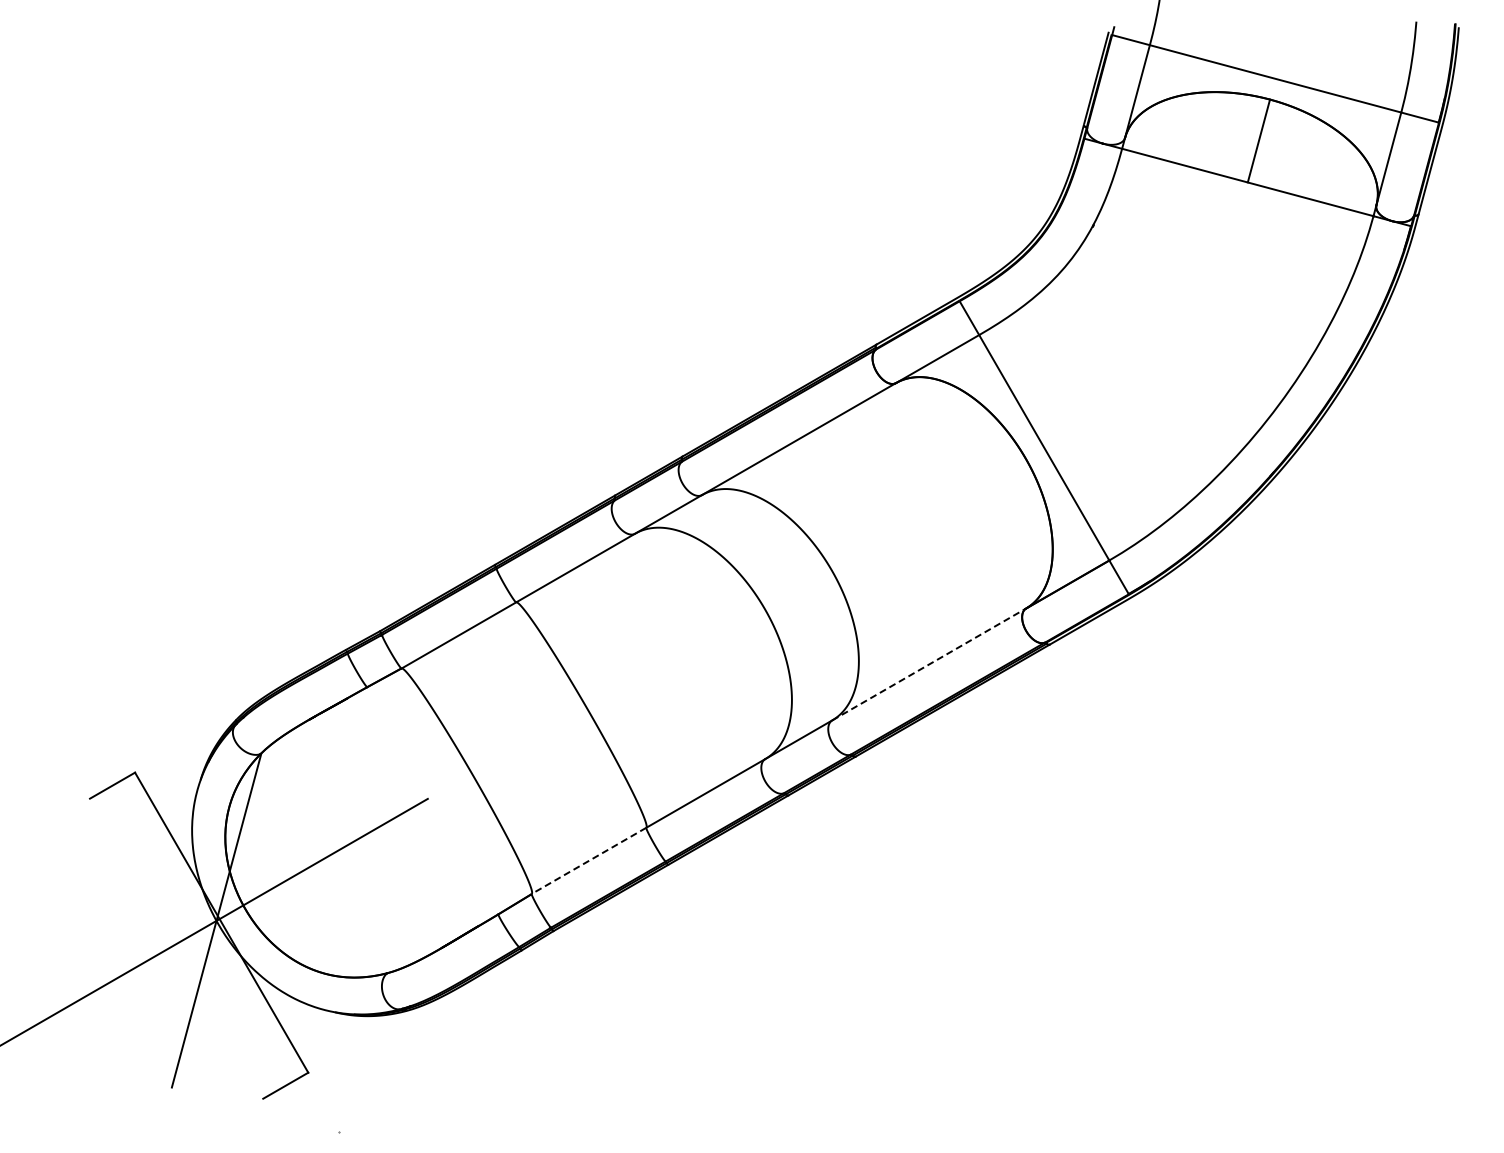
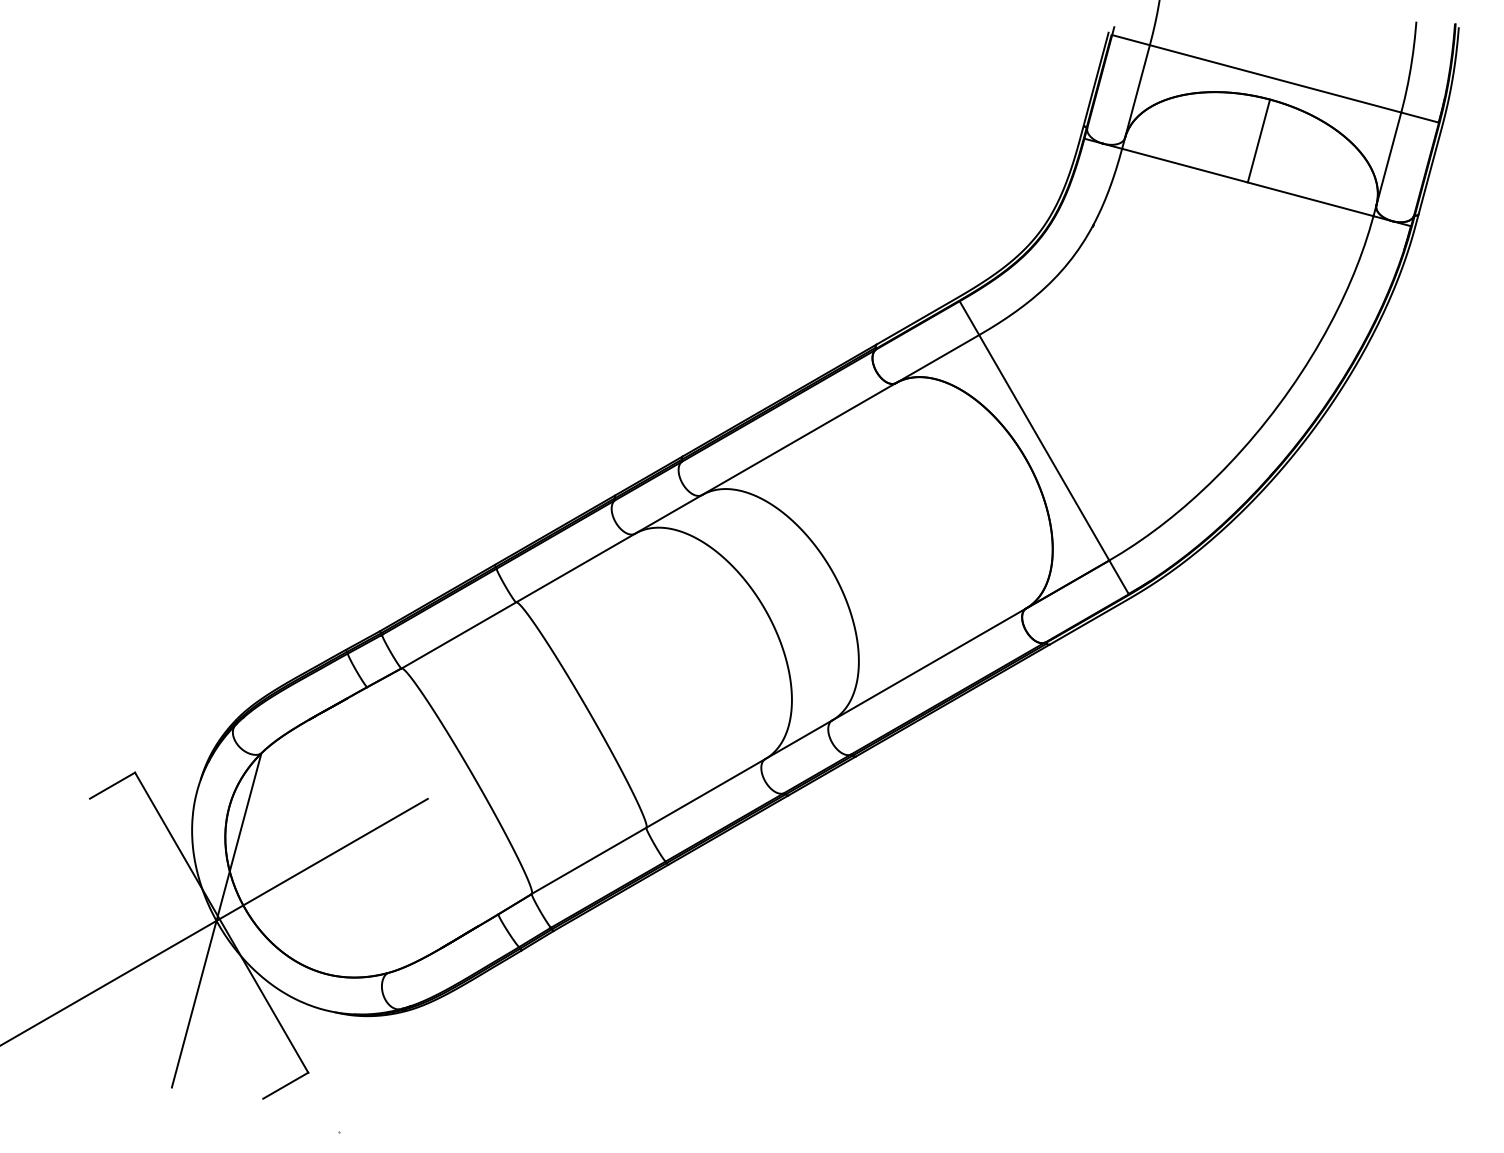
line: dashed -> solid (929, 664)
line: dashed -> solid (588, 861)
